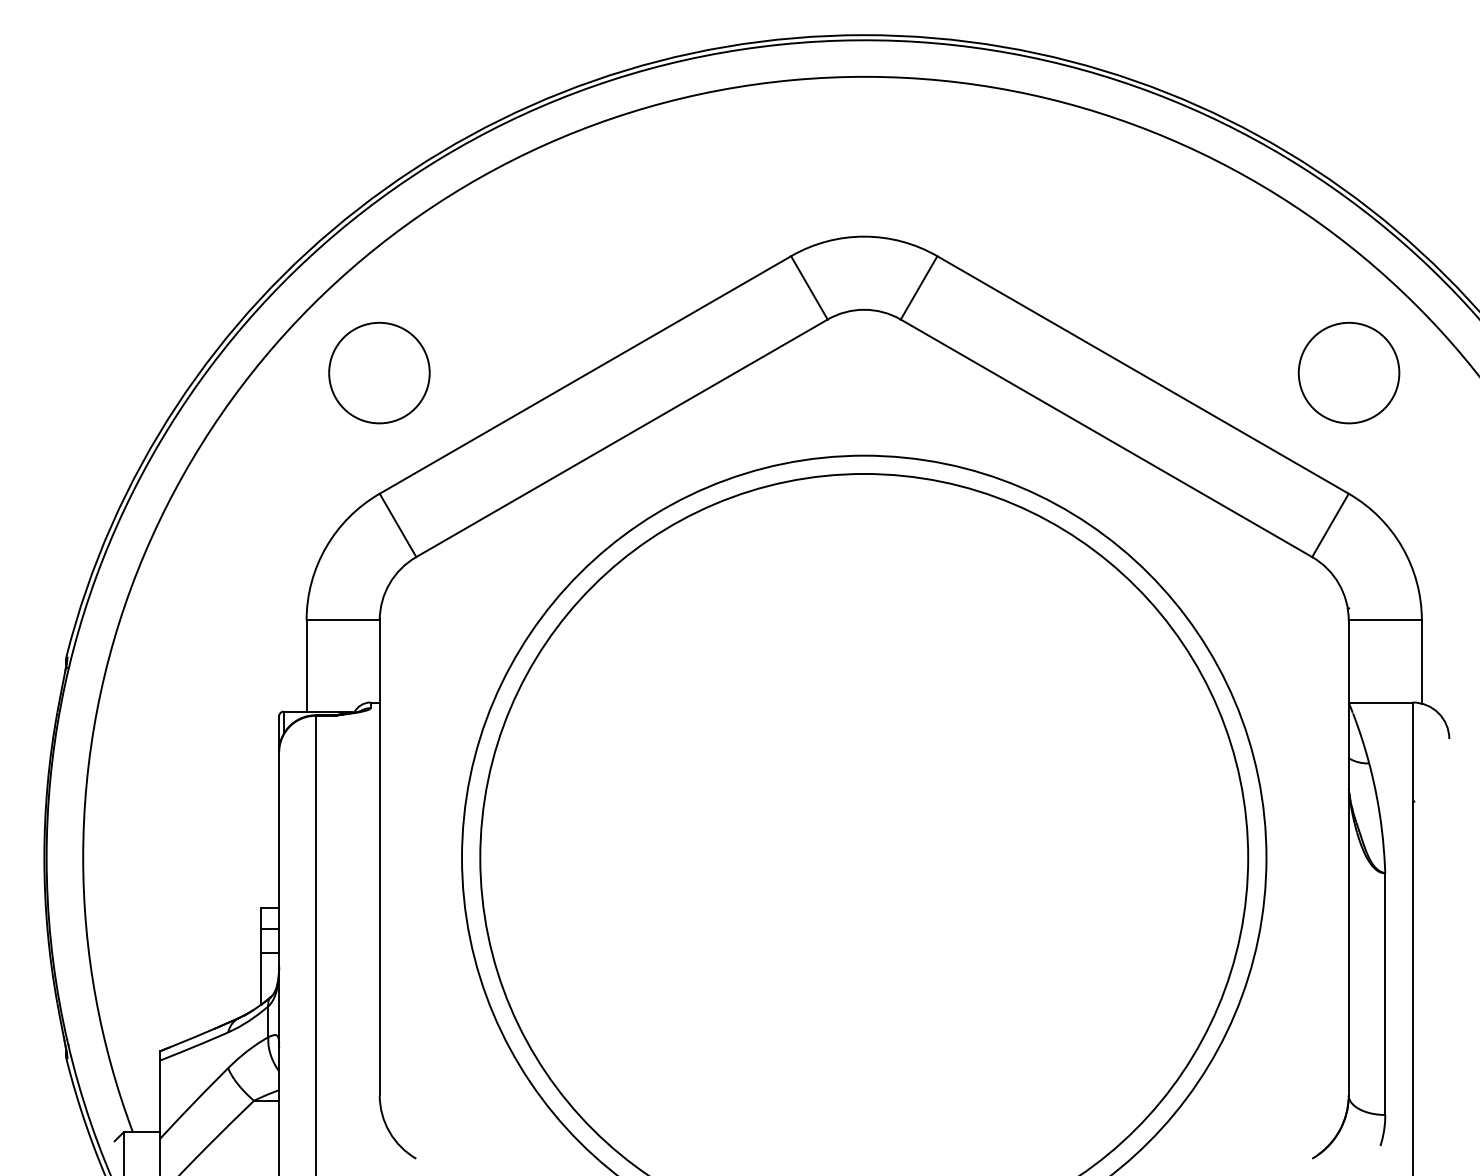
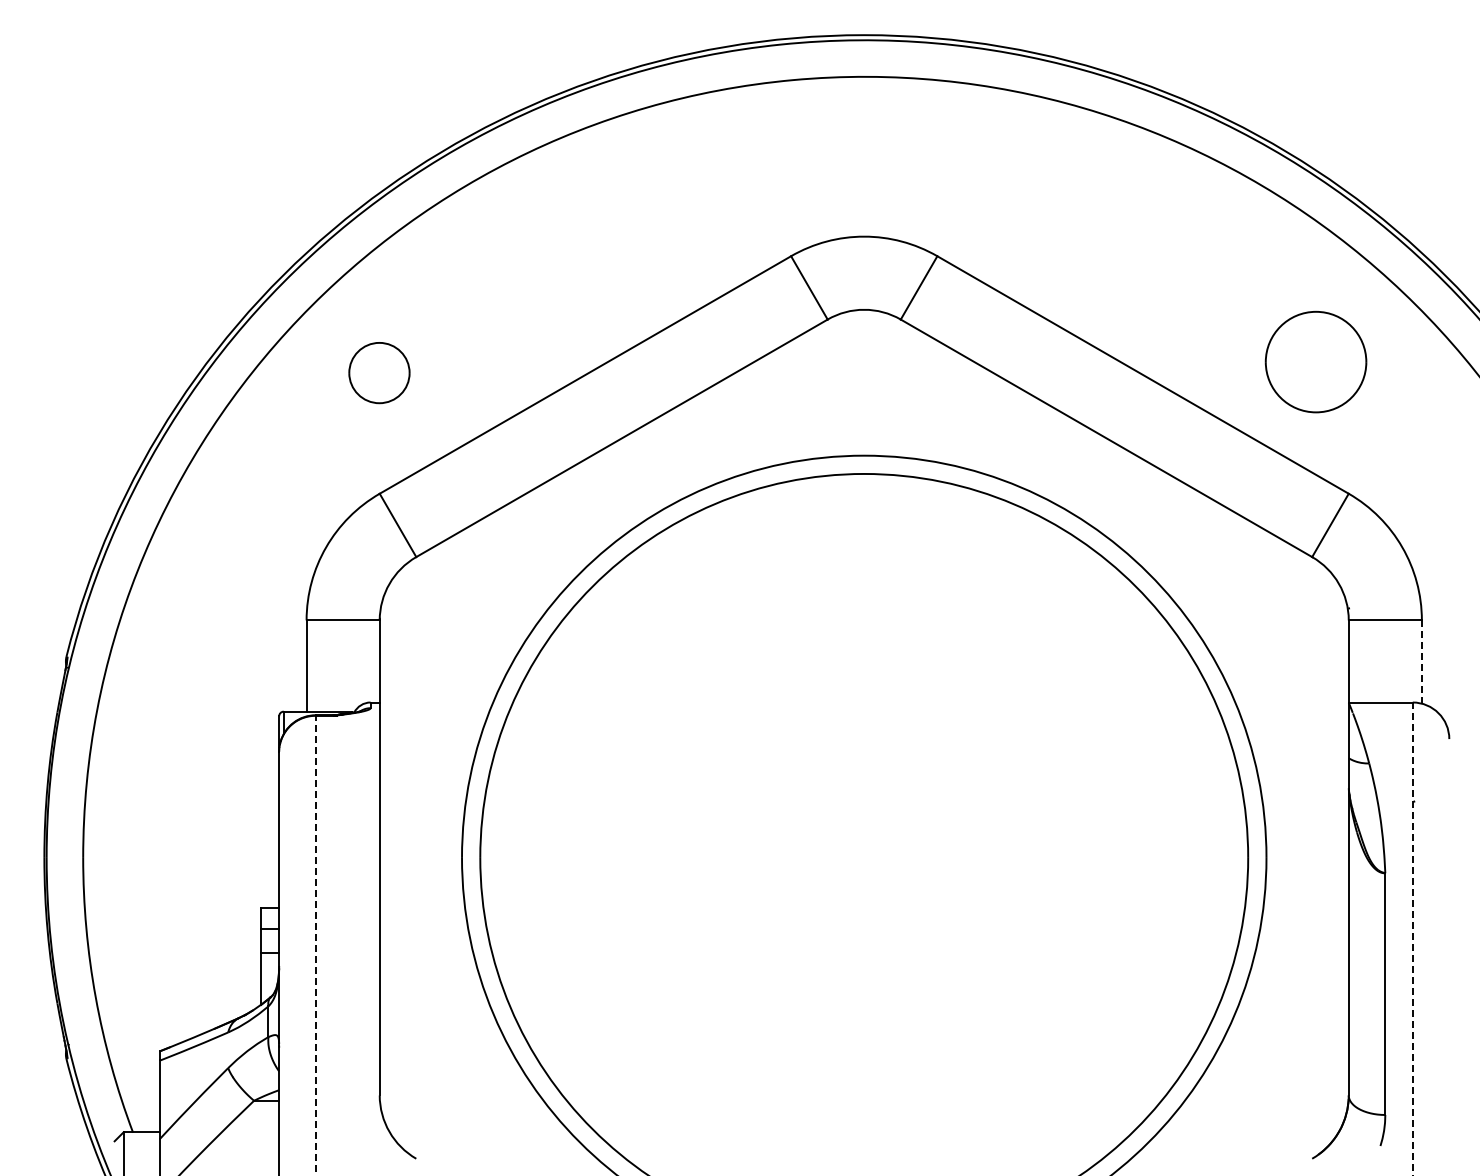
part size: 103x104 px -> 63x63 px (379, 373)
part position: (1348, 372) -> (1315, 361) (1315, 361)
line: solid -> dashed (1421, 662)
line: solid -> dashed (1412, 938)
line: solid -> dashed (315, 945)
